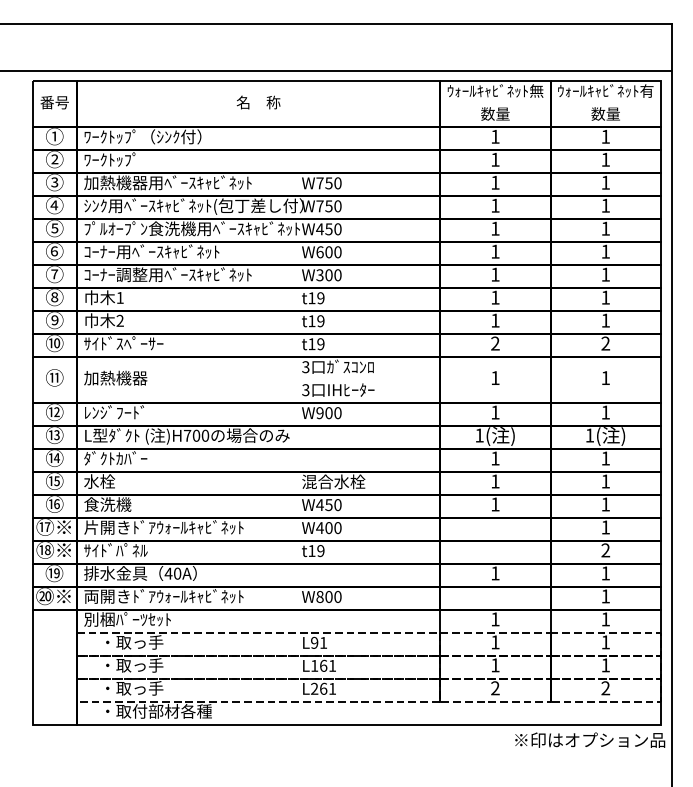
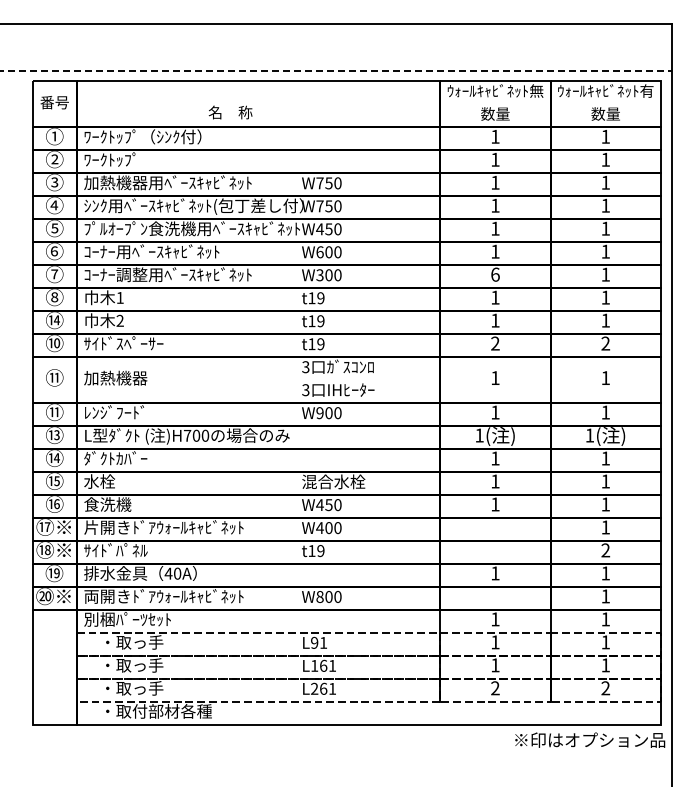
line: solid -> dashed (336, 70)
text position: (258, 102) -> (230, 112) (230, 112)
text: 1 -> 6 (495, 274)
text: ⑨ -> ⑭ (54, 320)
text: ⑫ -> ⑪ (54, 412)
